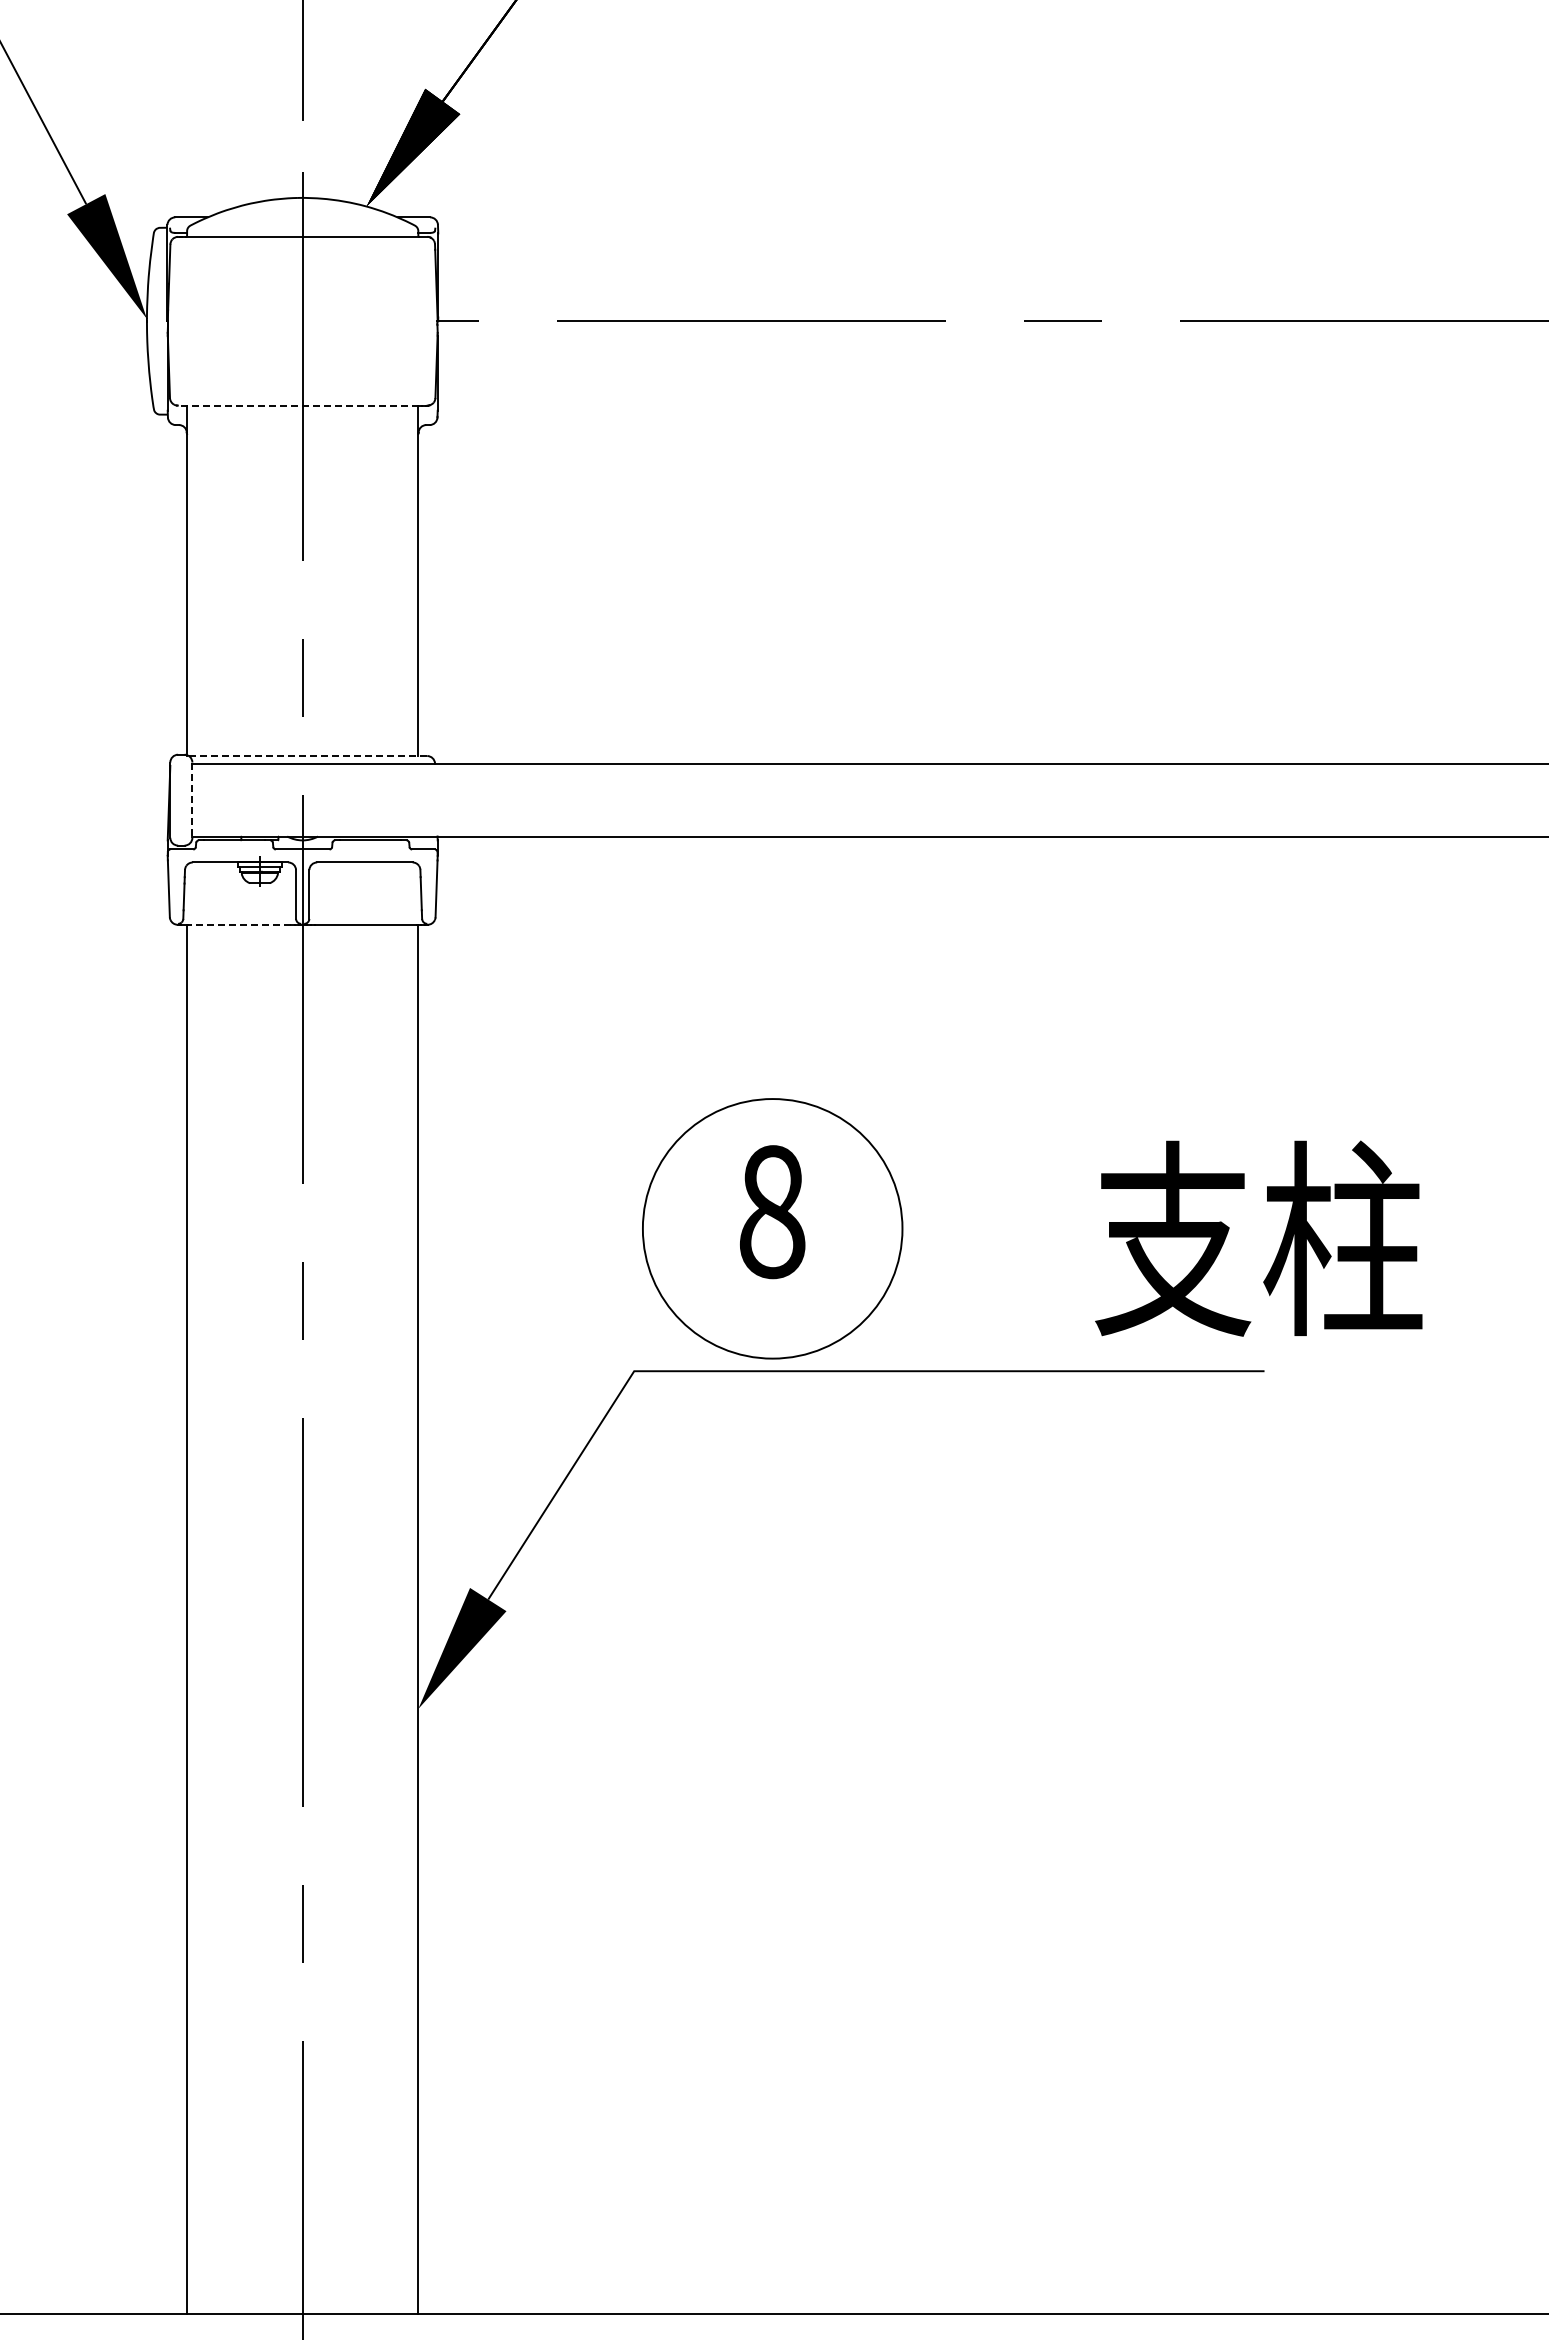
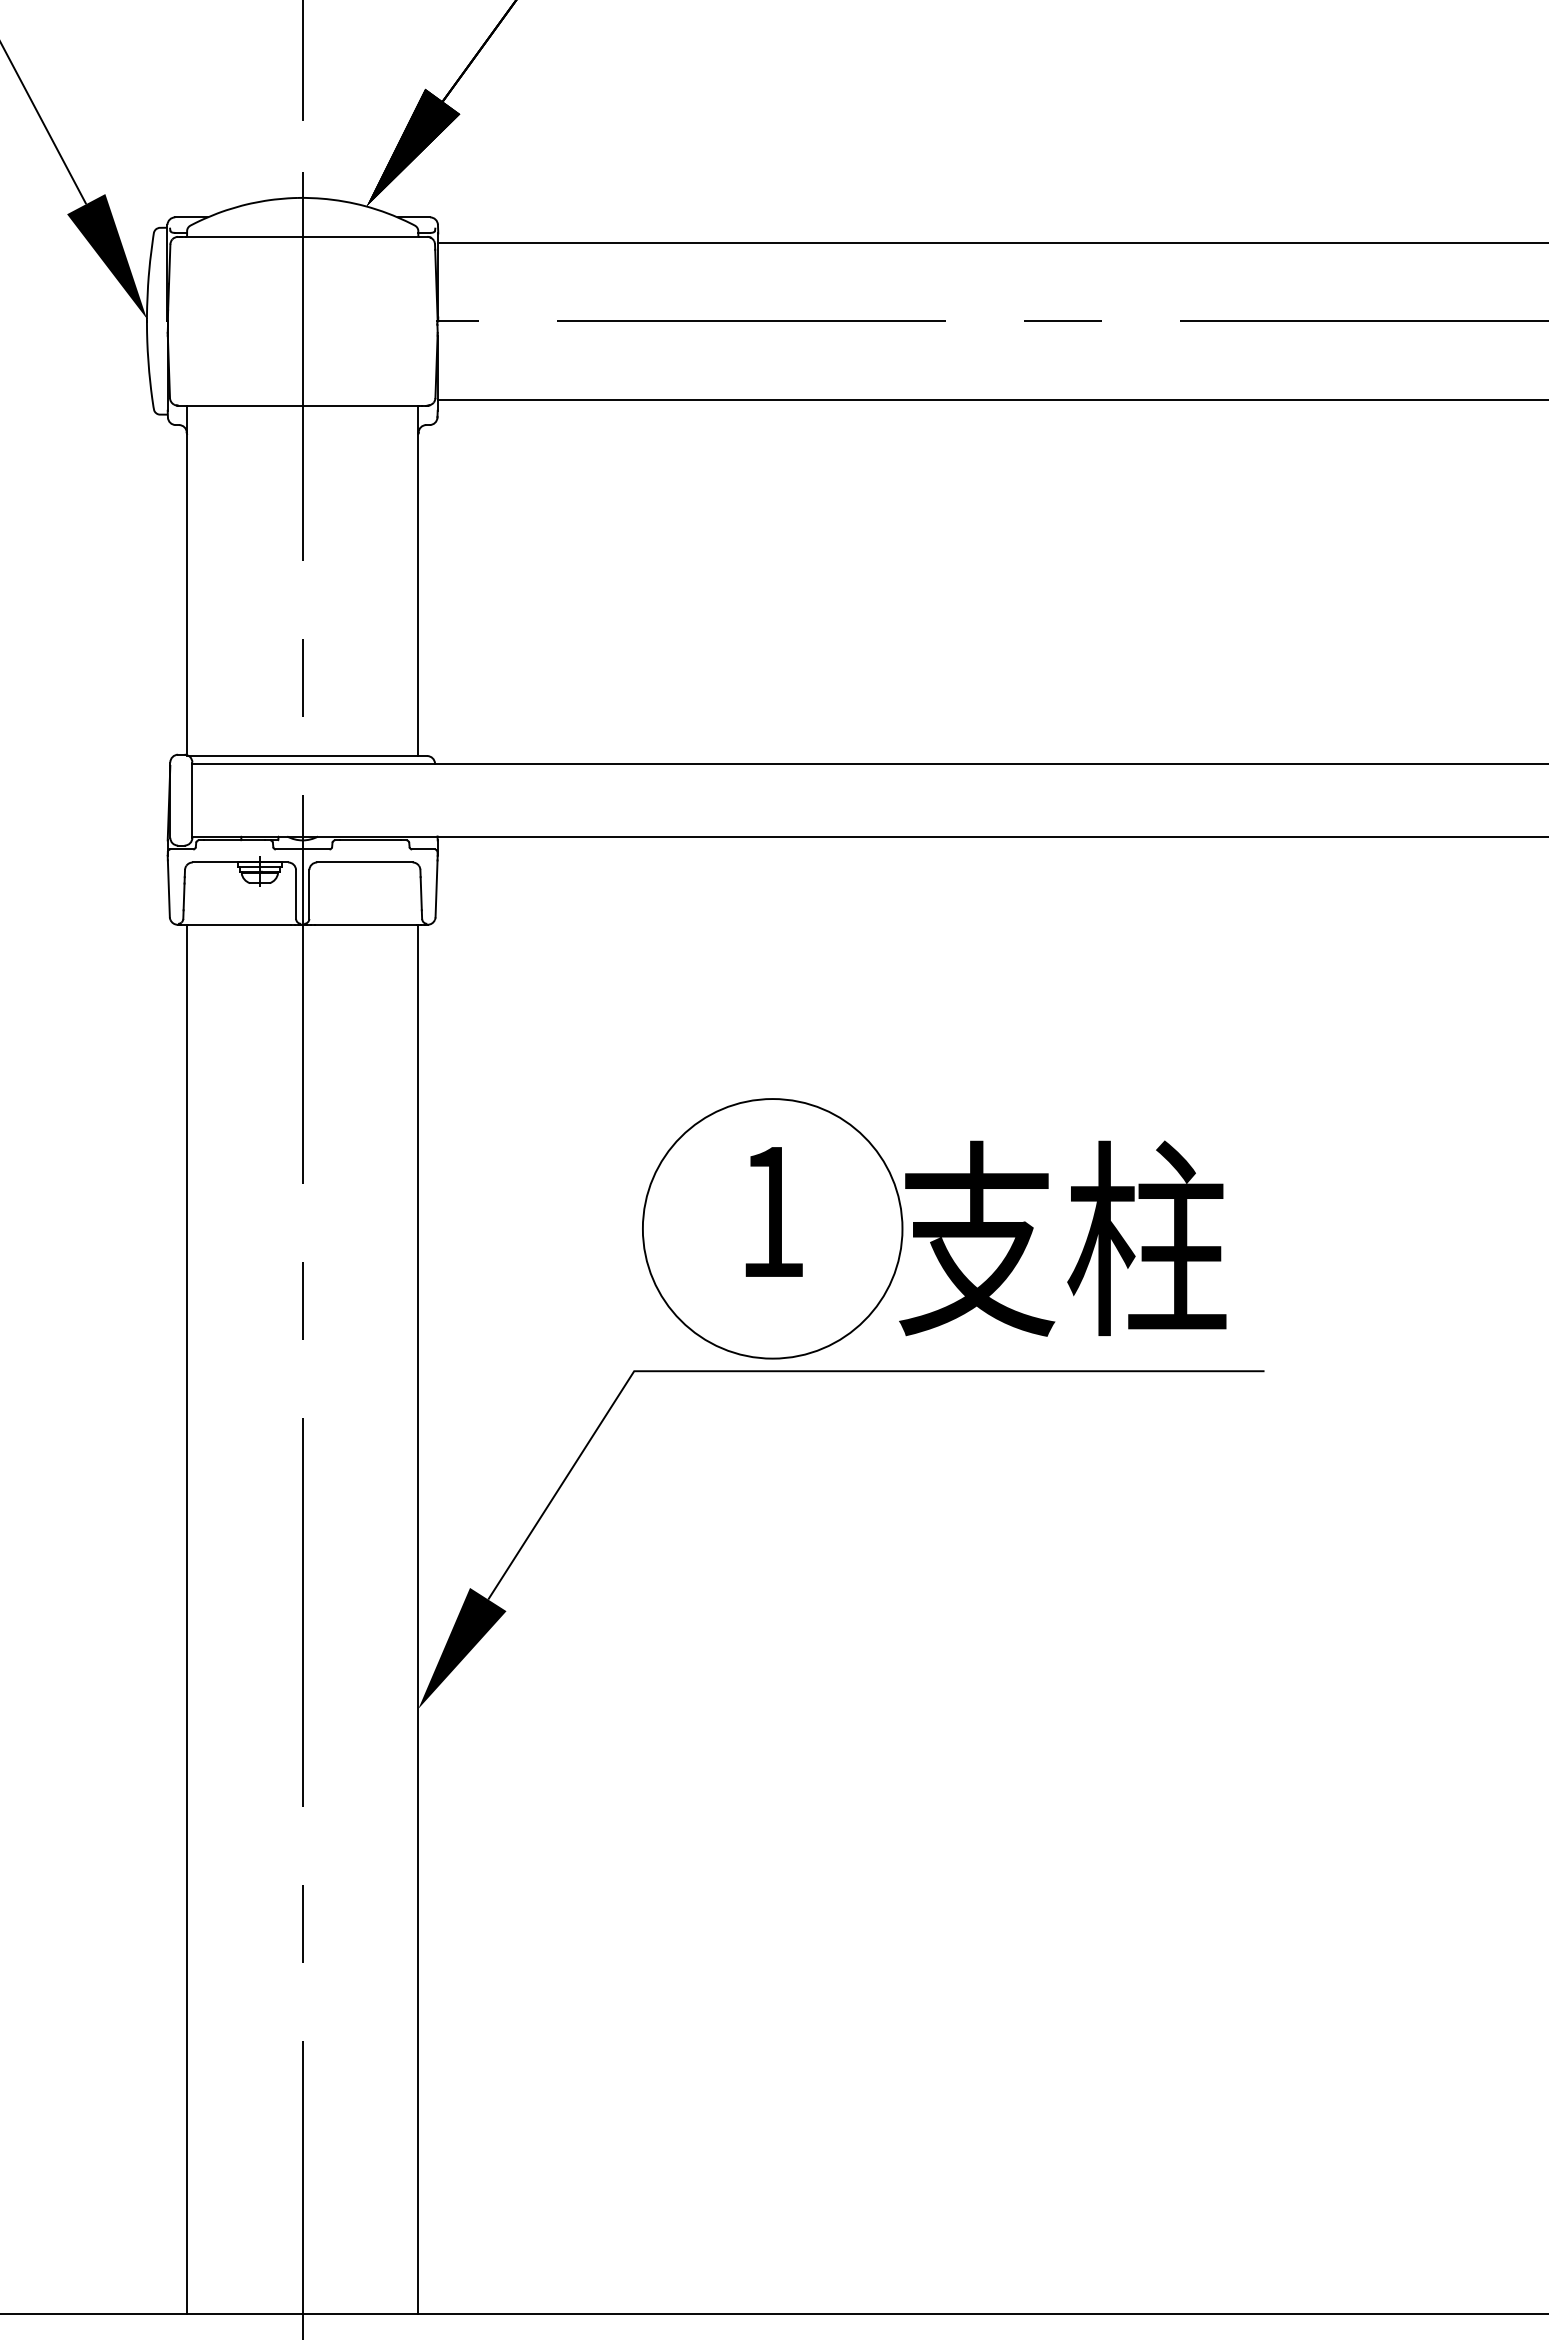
line: none -> present (991, 242)
line: none -> present (991, 399)
line: dashed -> solid (298, 405)
line: dashed -> solid (308, 756)
line: dashed -> solid (192, 800)
line: dashed -> solid (239, 924)
text: 8 -> 1 (772, 1212)
text position: (1258, 1238) -> (1062, 1238) (1062, 1238)
